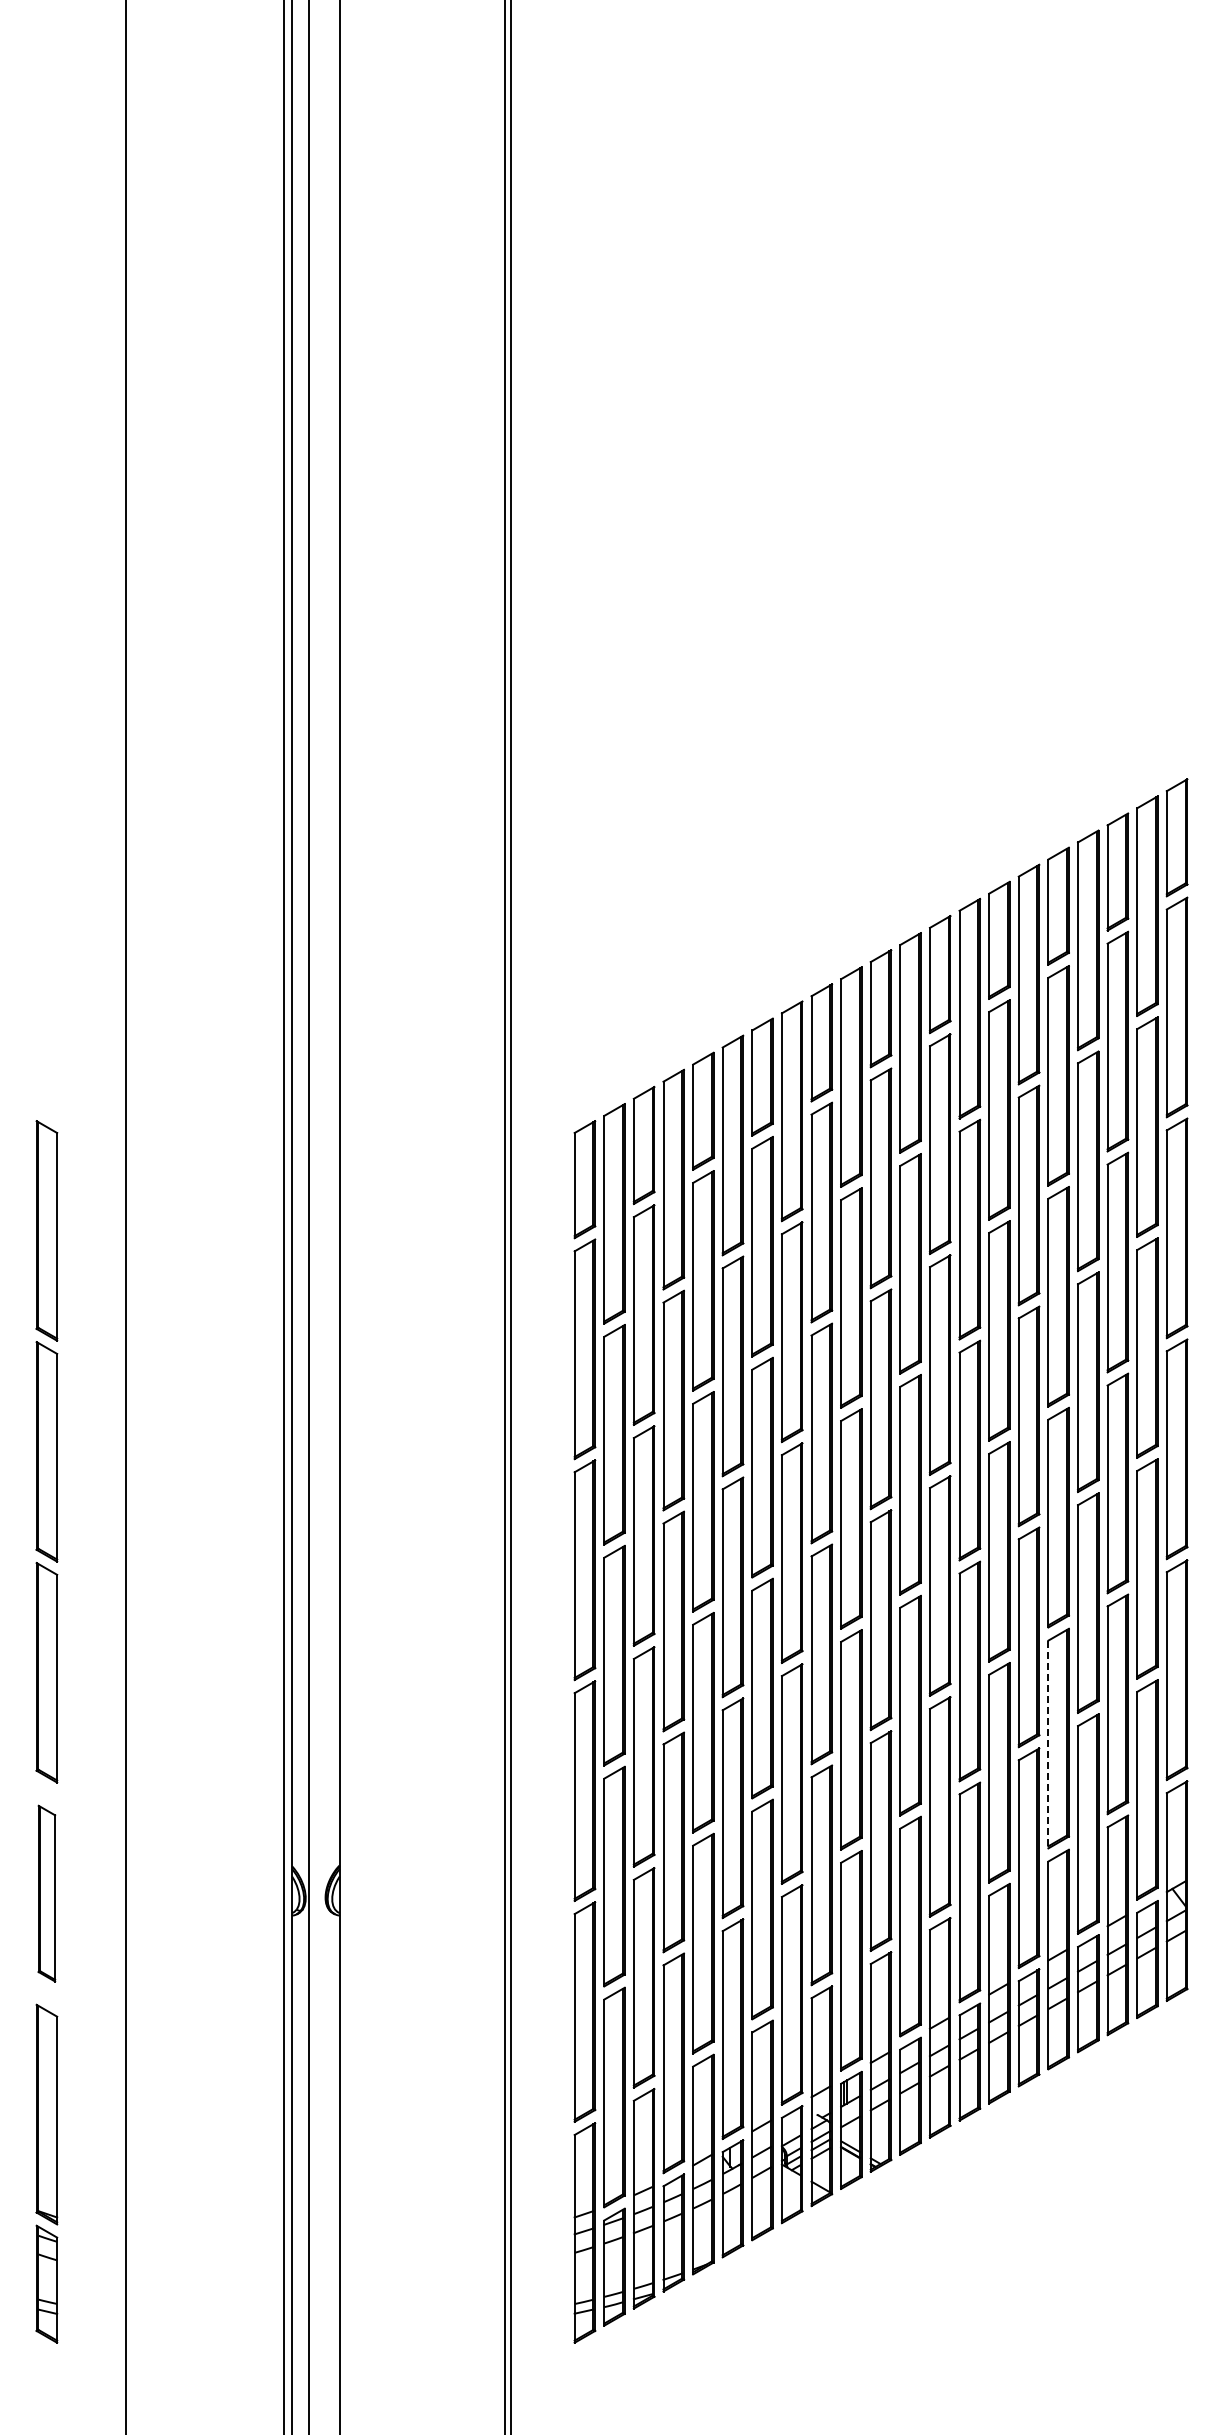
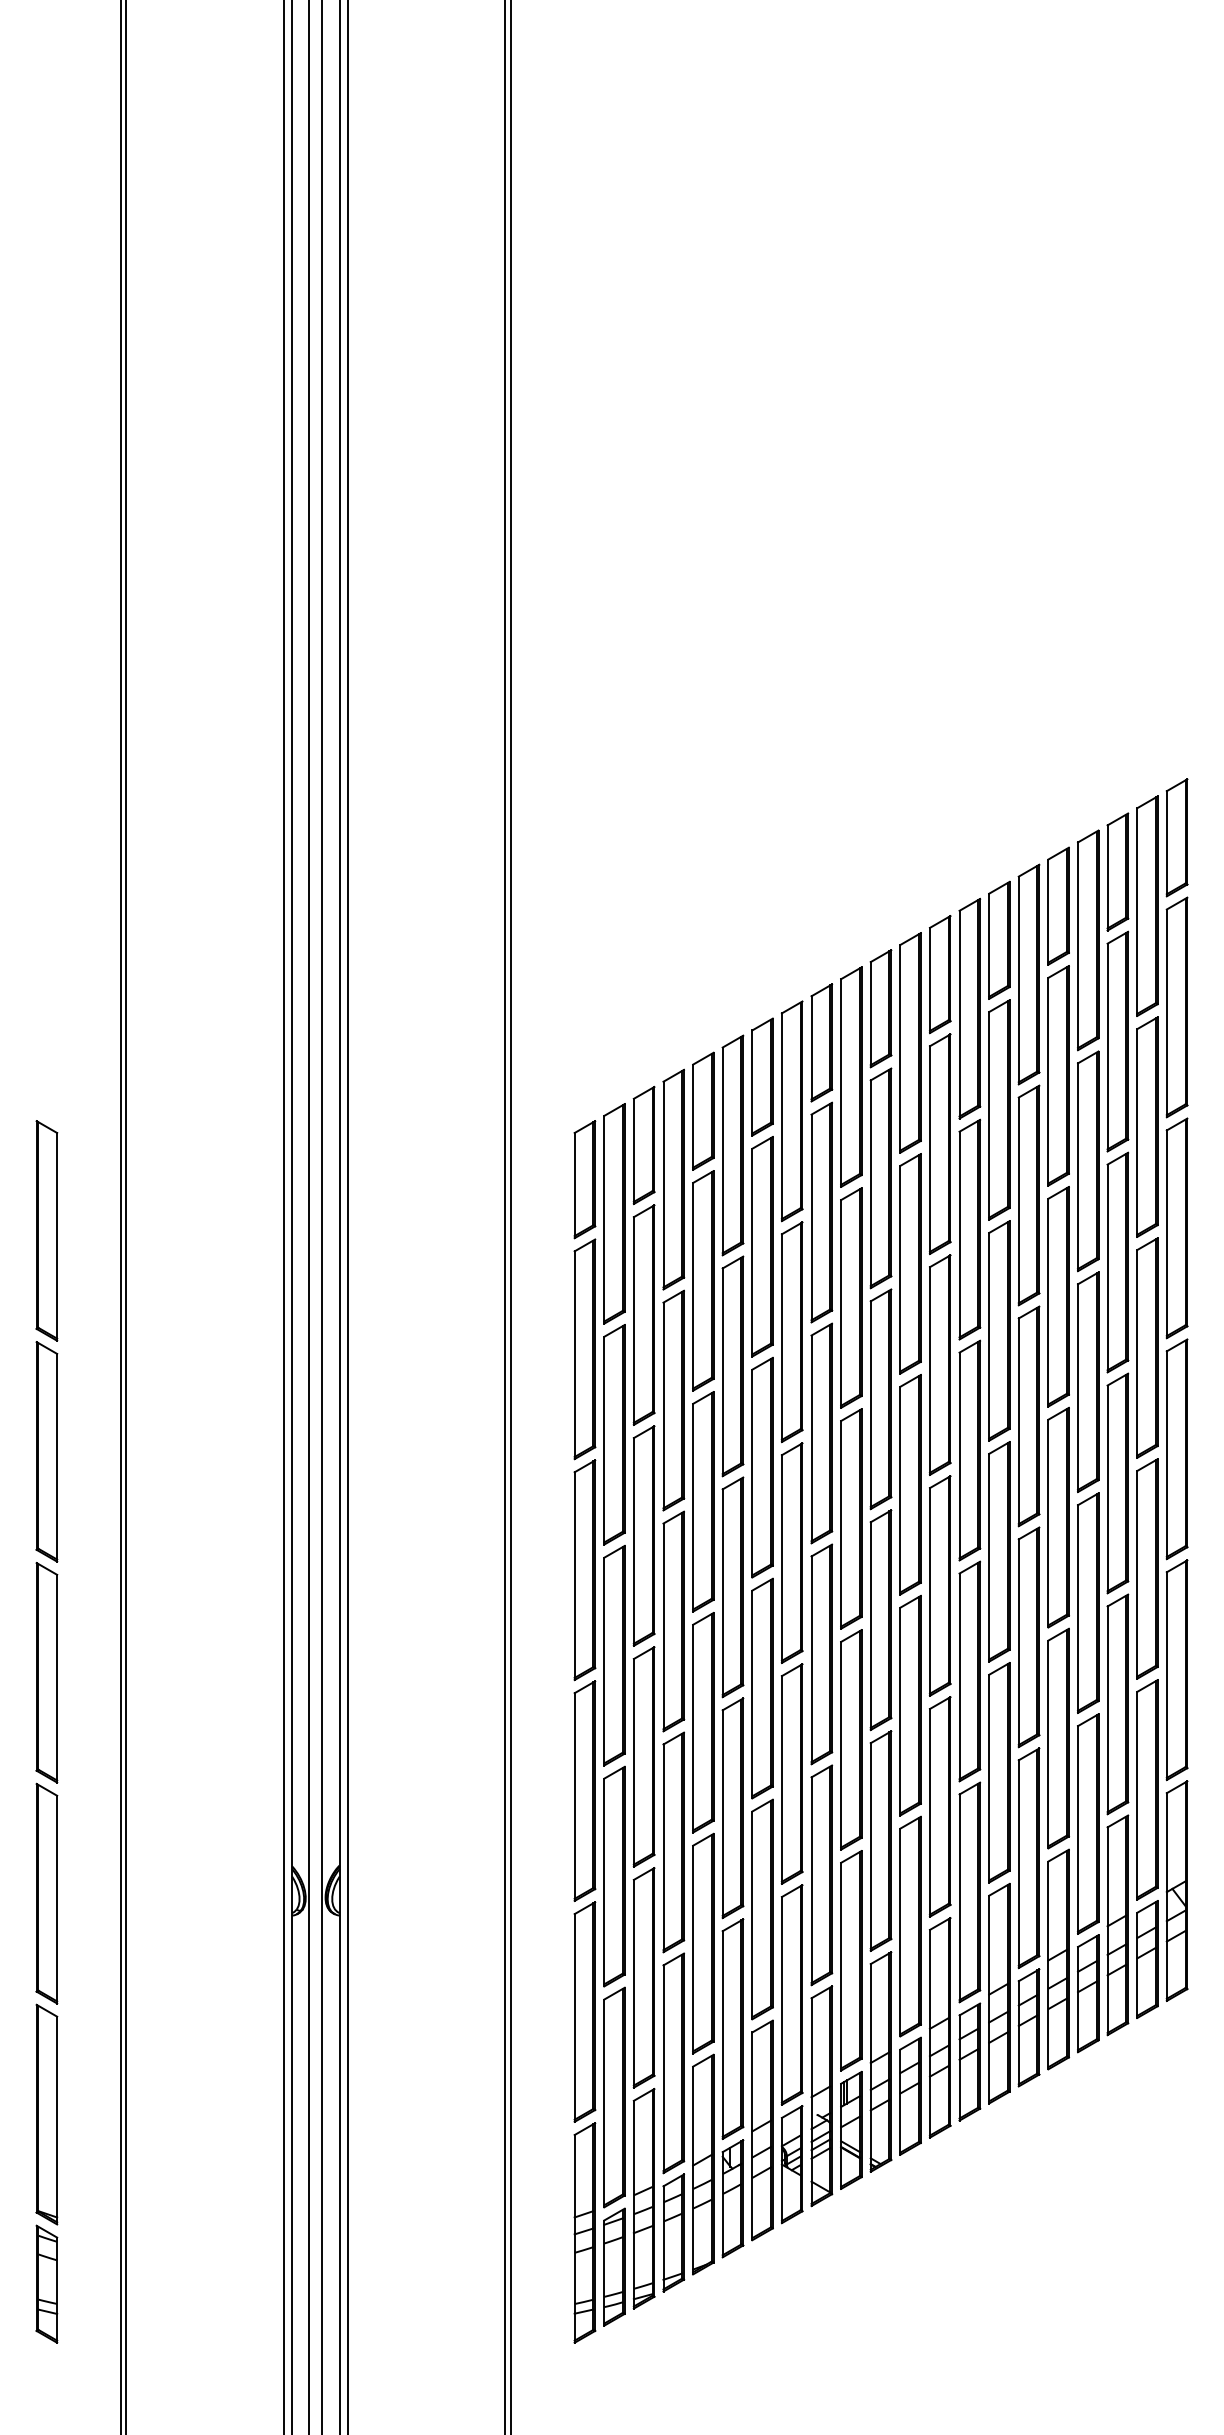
line: none -> present (120, 1216)
line: none -> present (322, 1216)
line: none -> present (347, 1216)
line: dashed -> solid (1048, 1744)
part size: 20x179 px -> 24x223 px (46, 1893)
